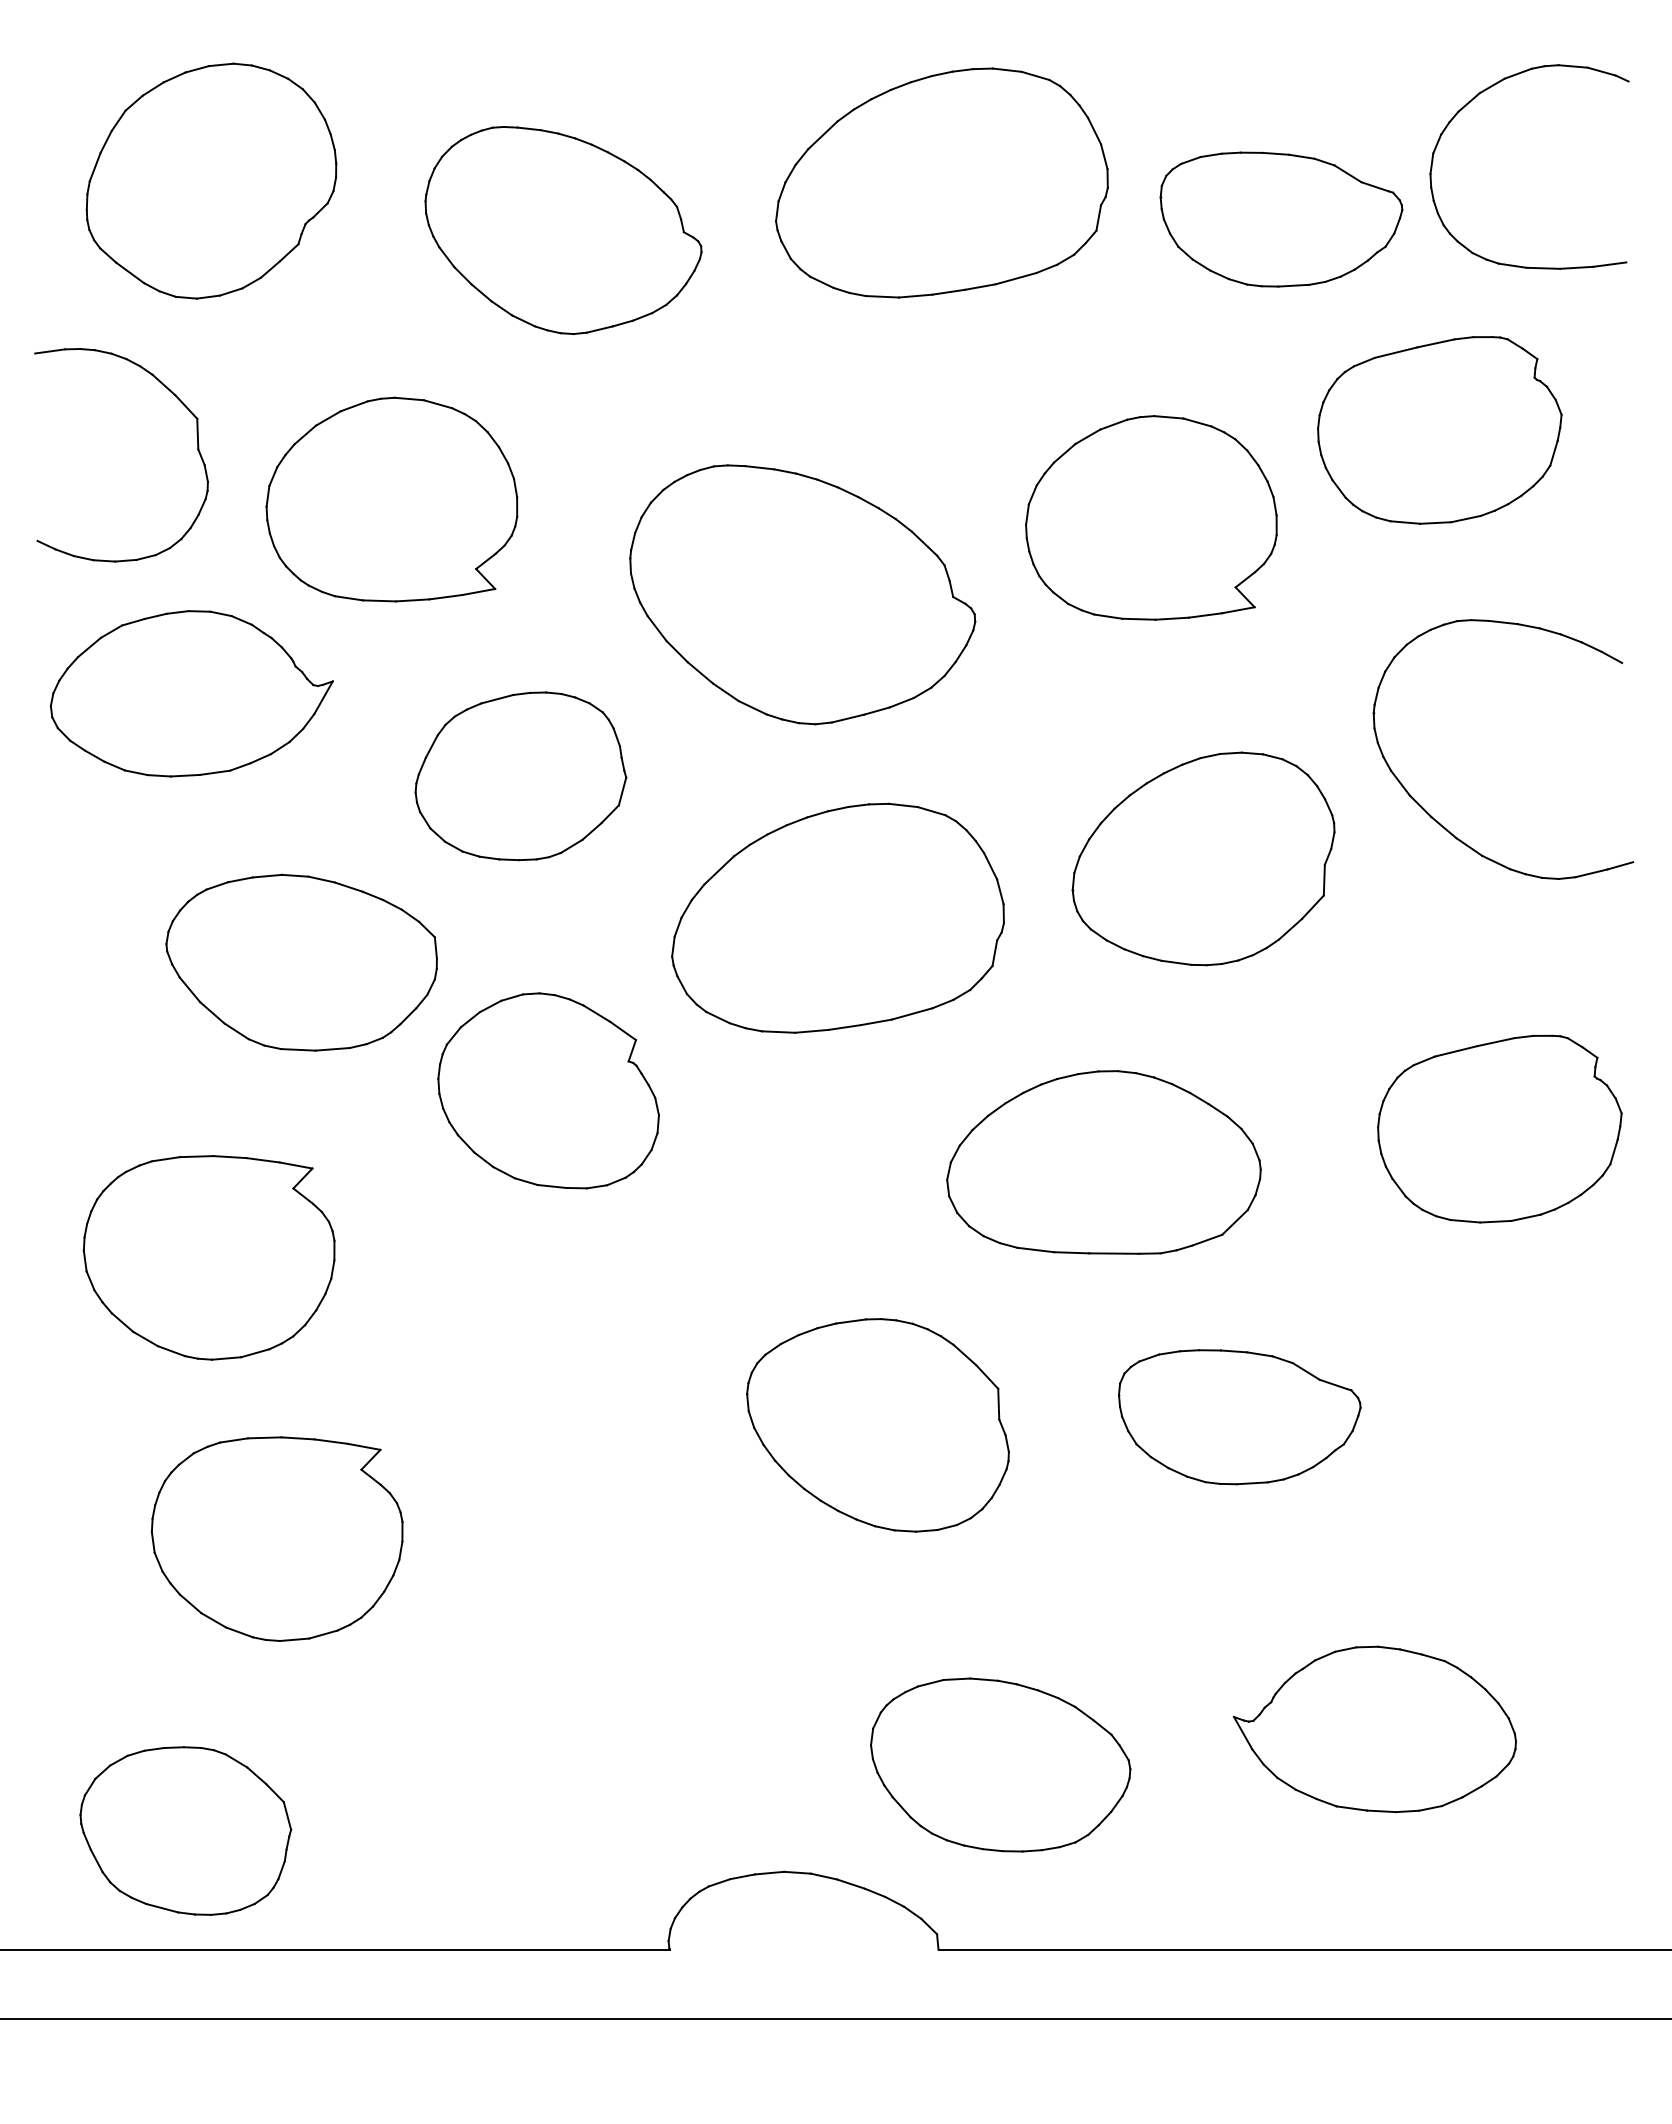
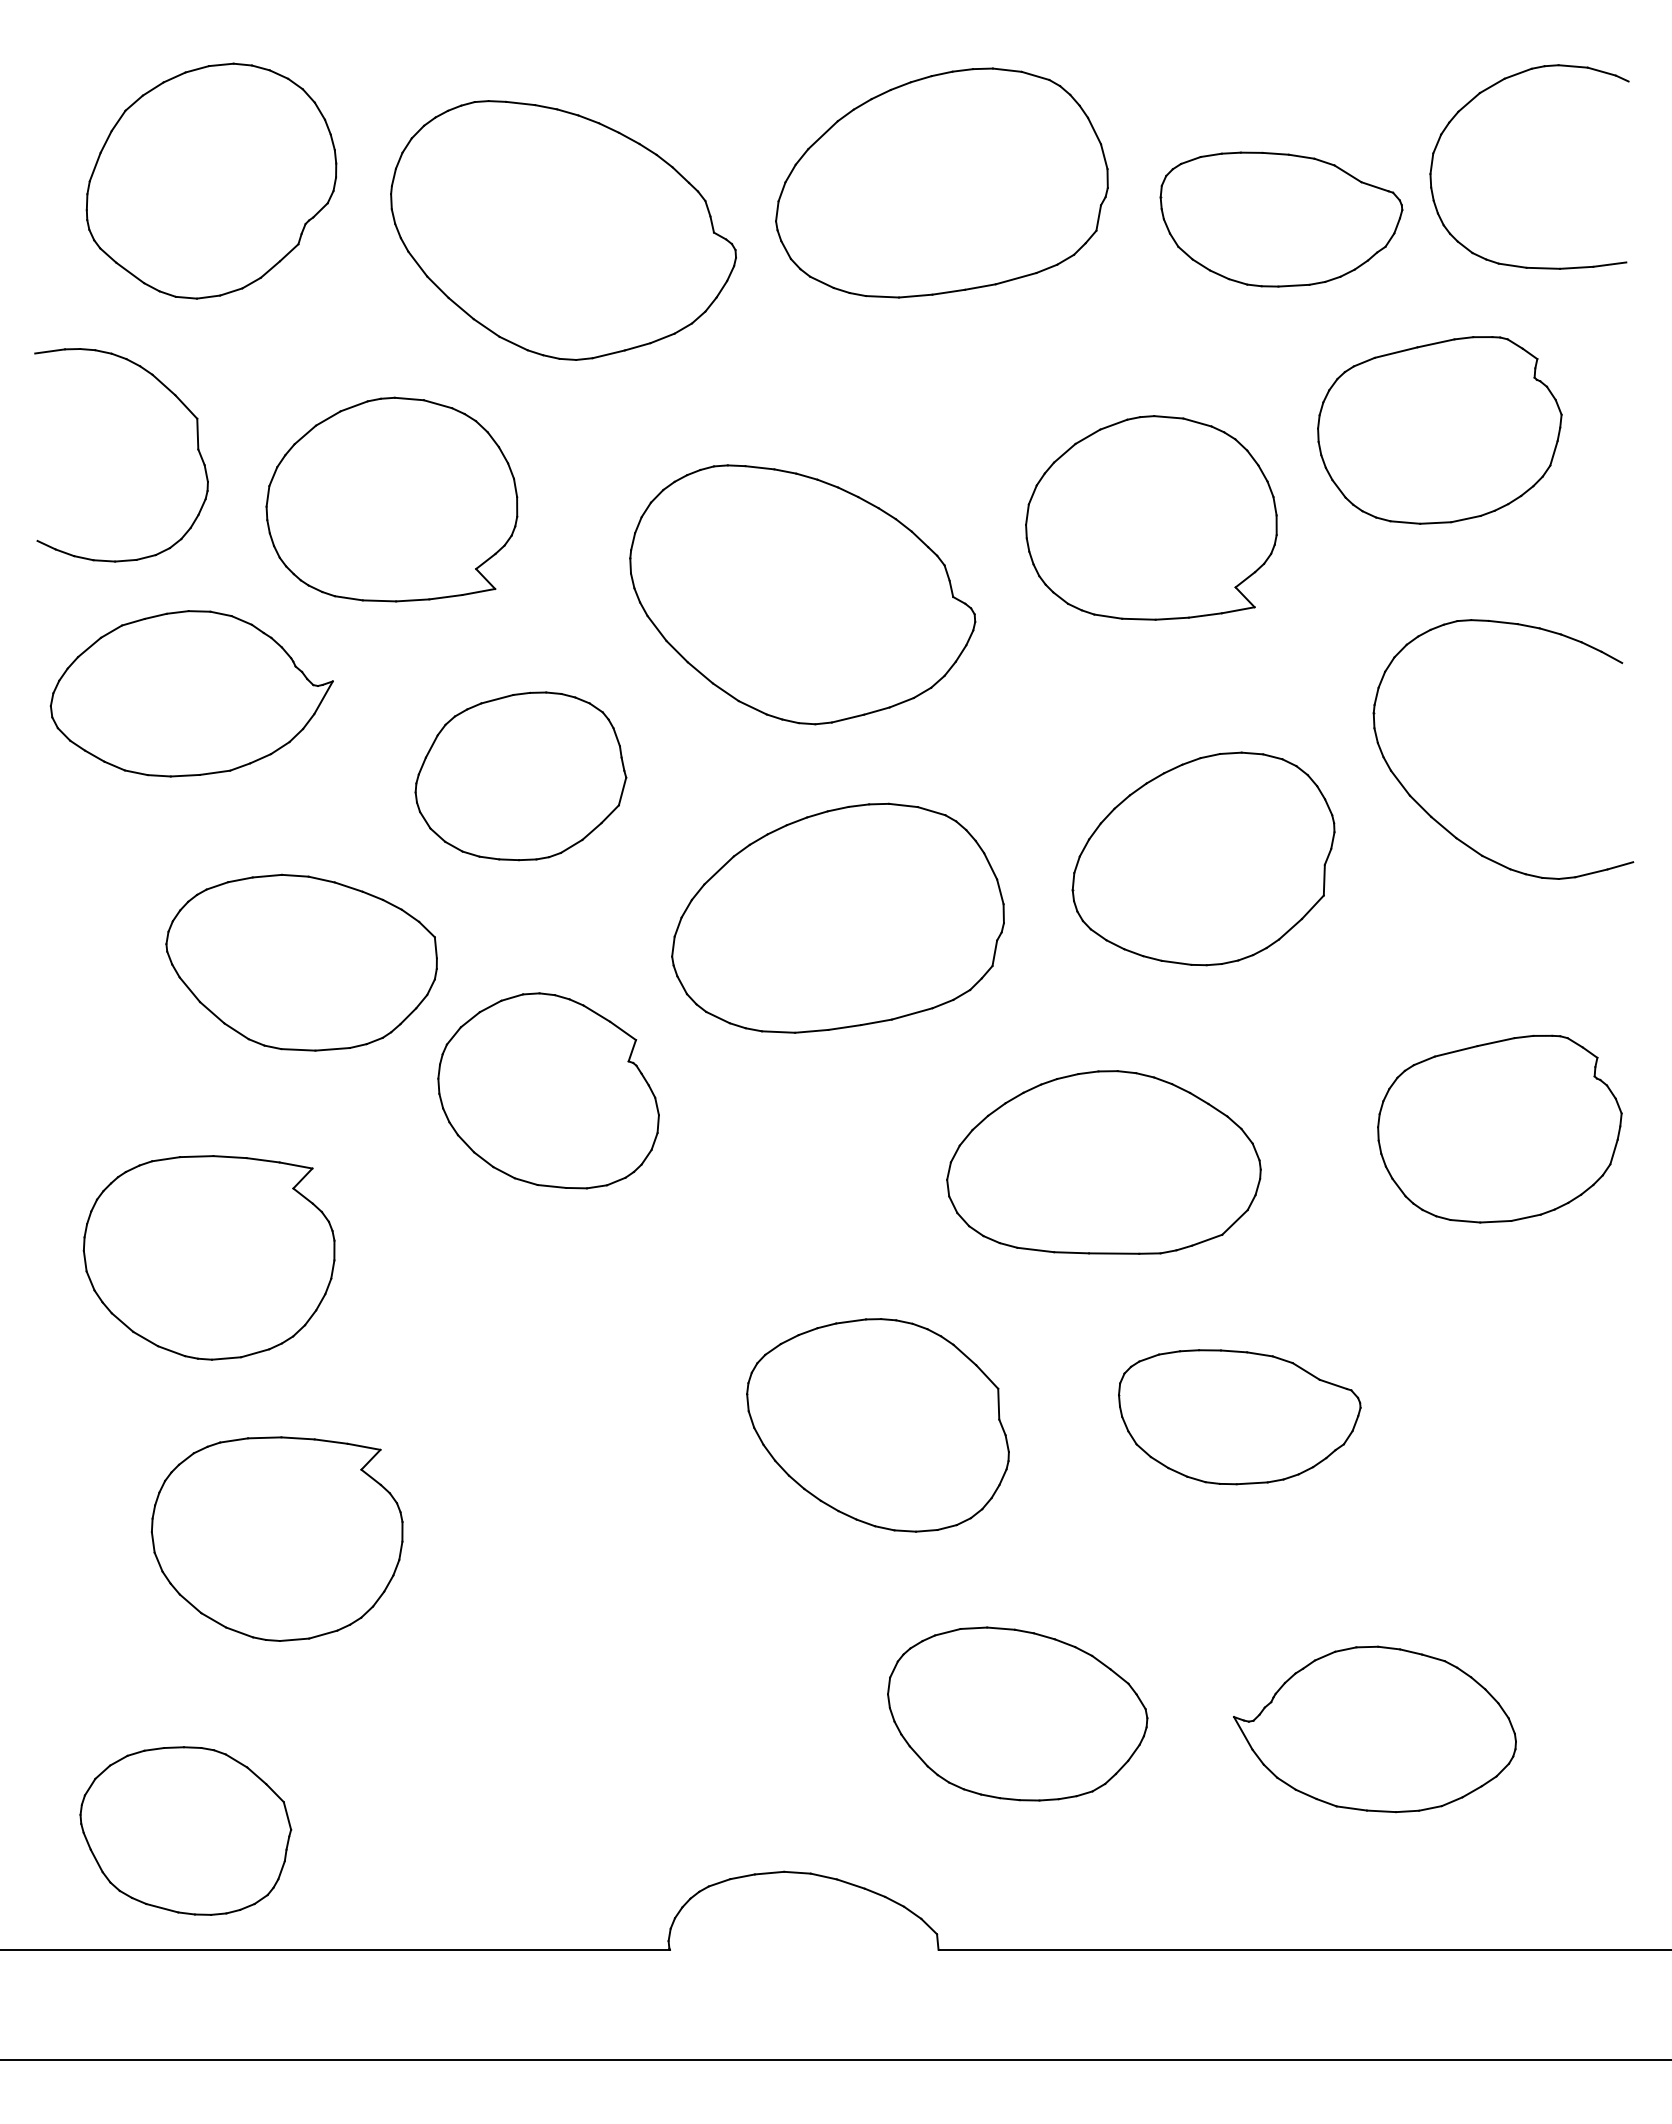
part size: 279x209 px -> 347x261 px (563, 230)
part position: (1000, 1764) -> (1017, 1713) (1017, 1713)
line position: (835, 2019) -> (835, 2060) (835, 2060)
